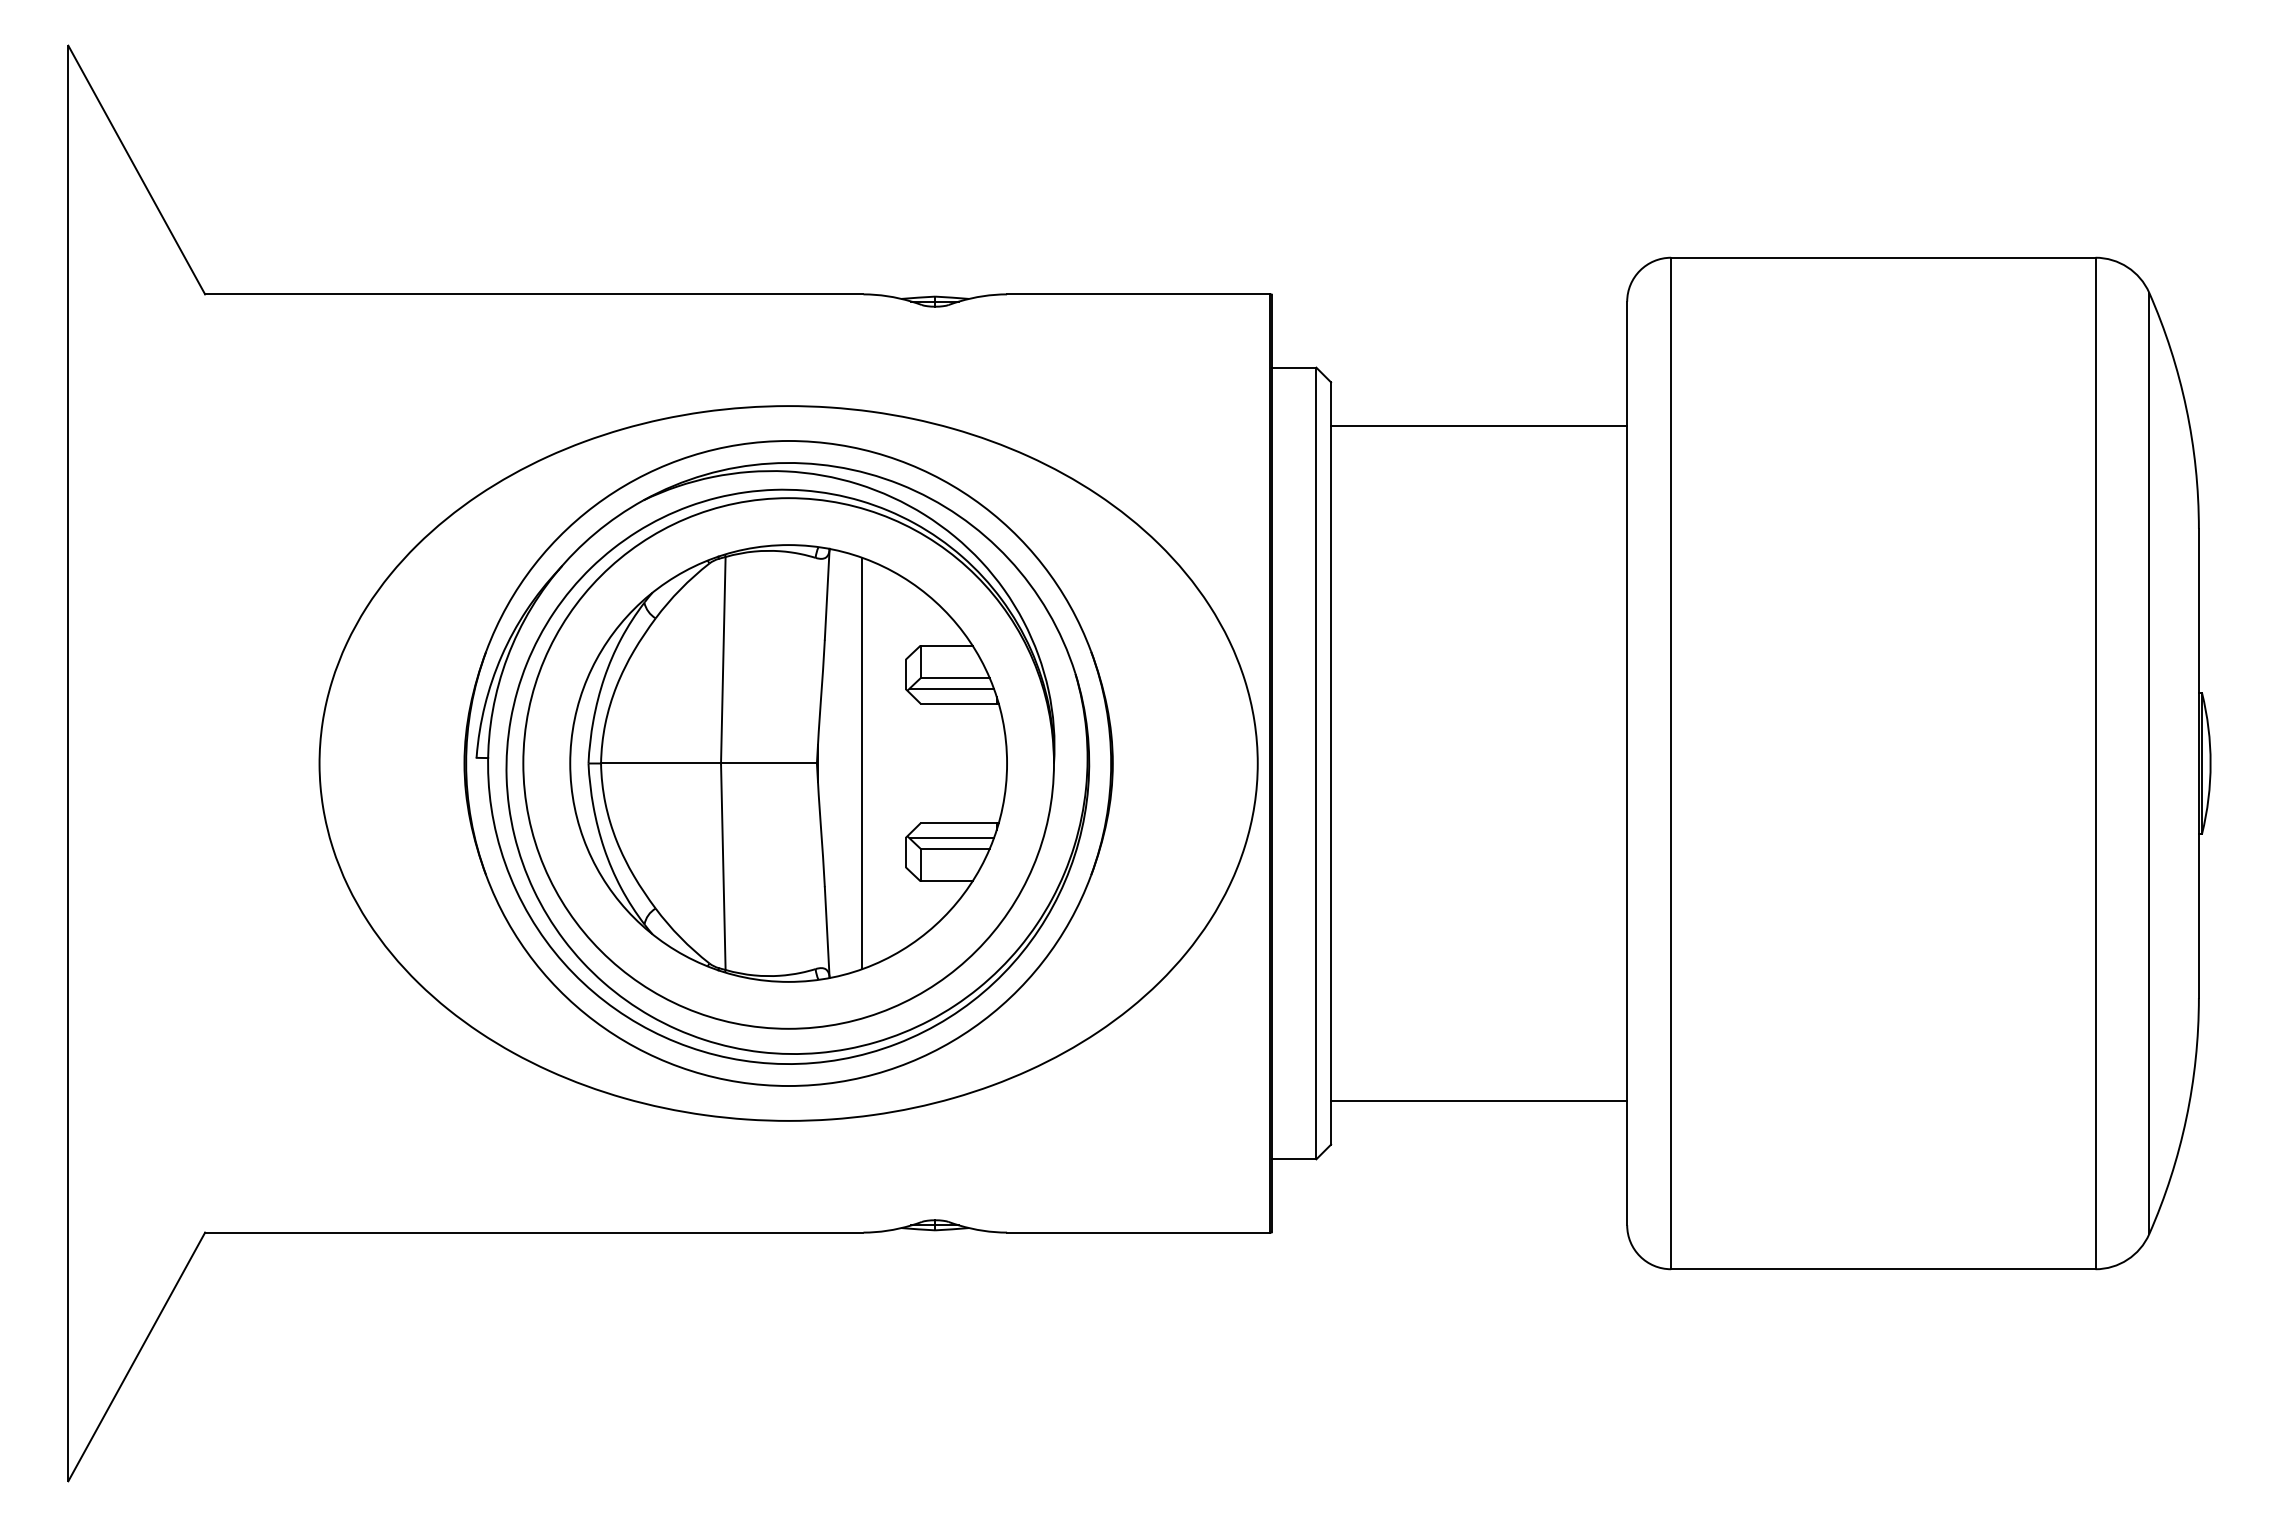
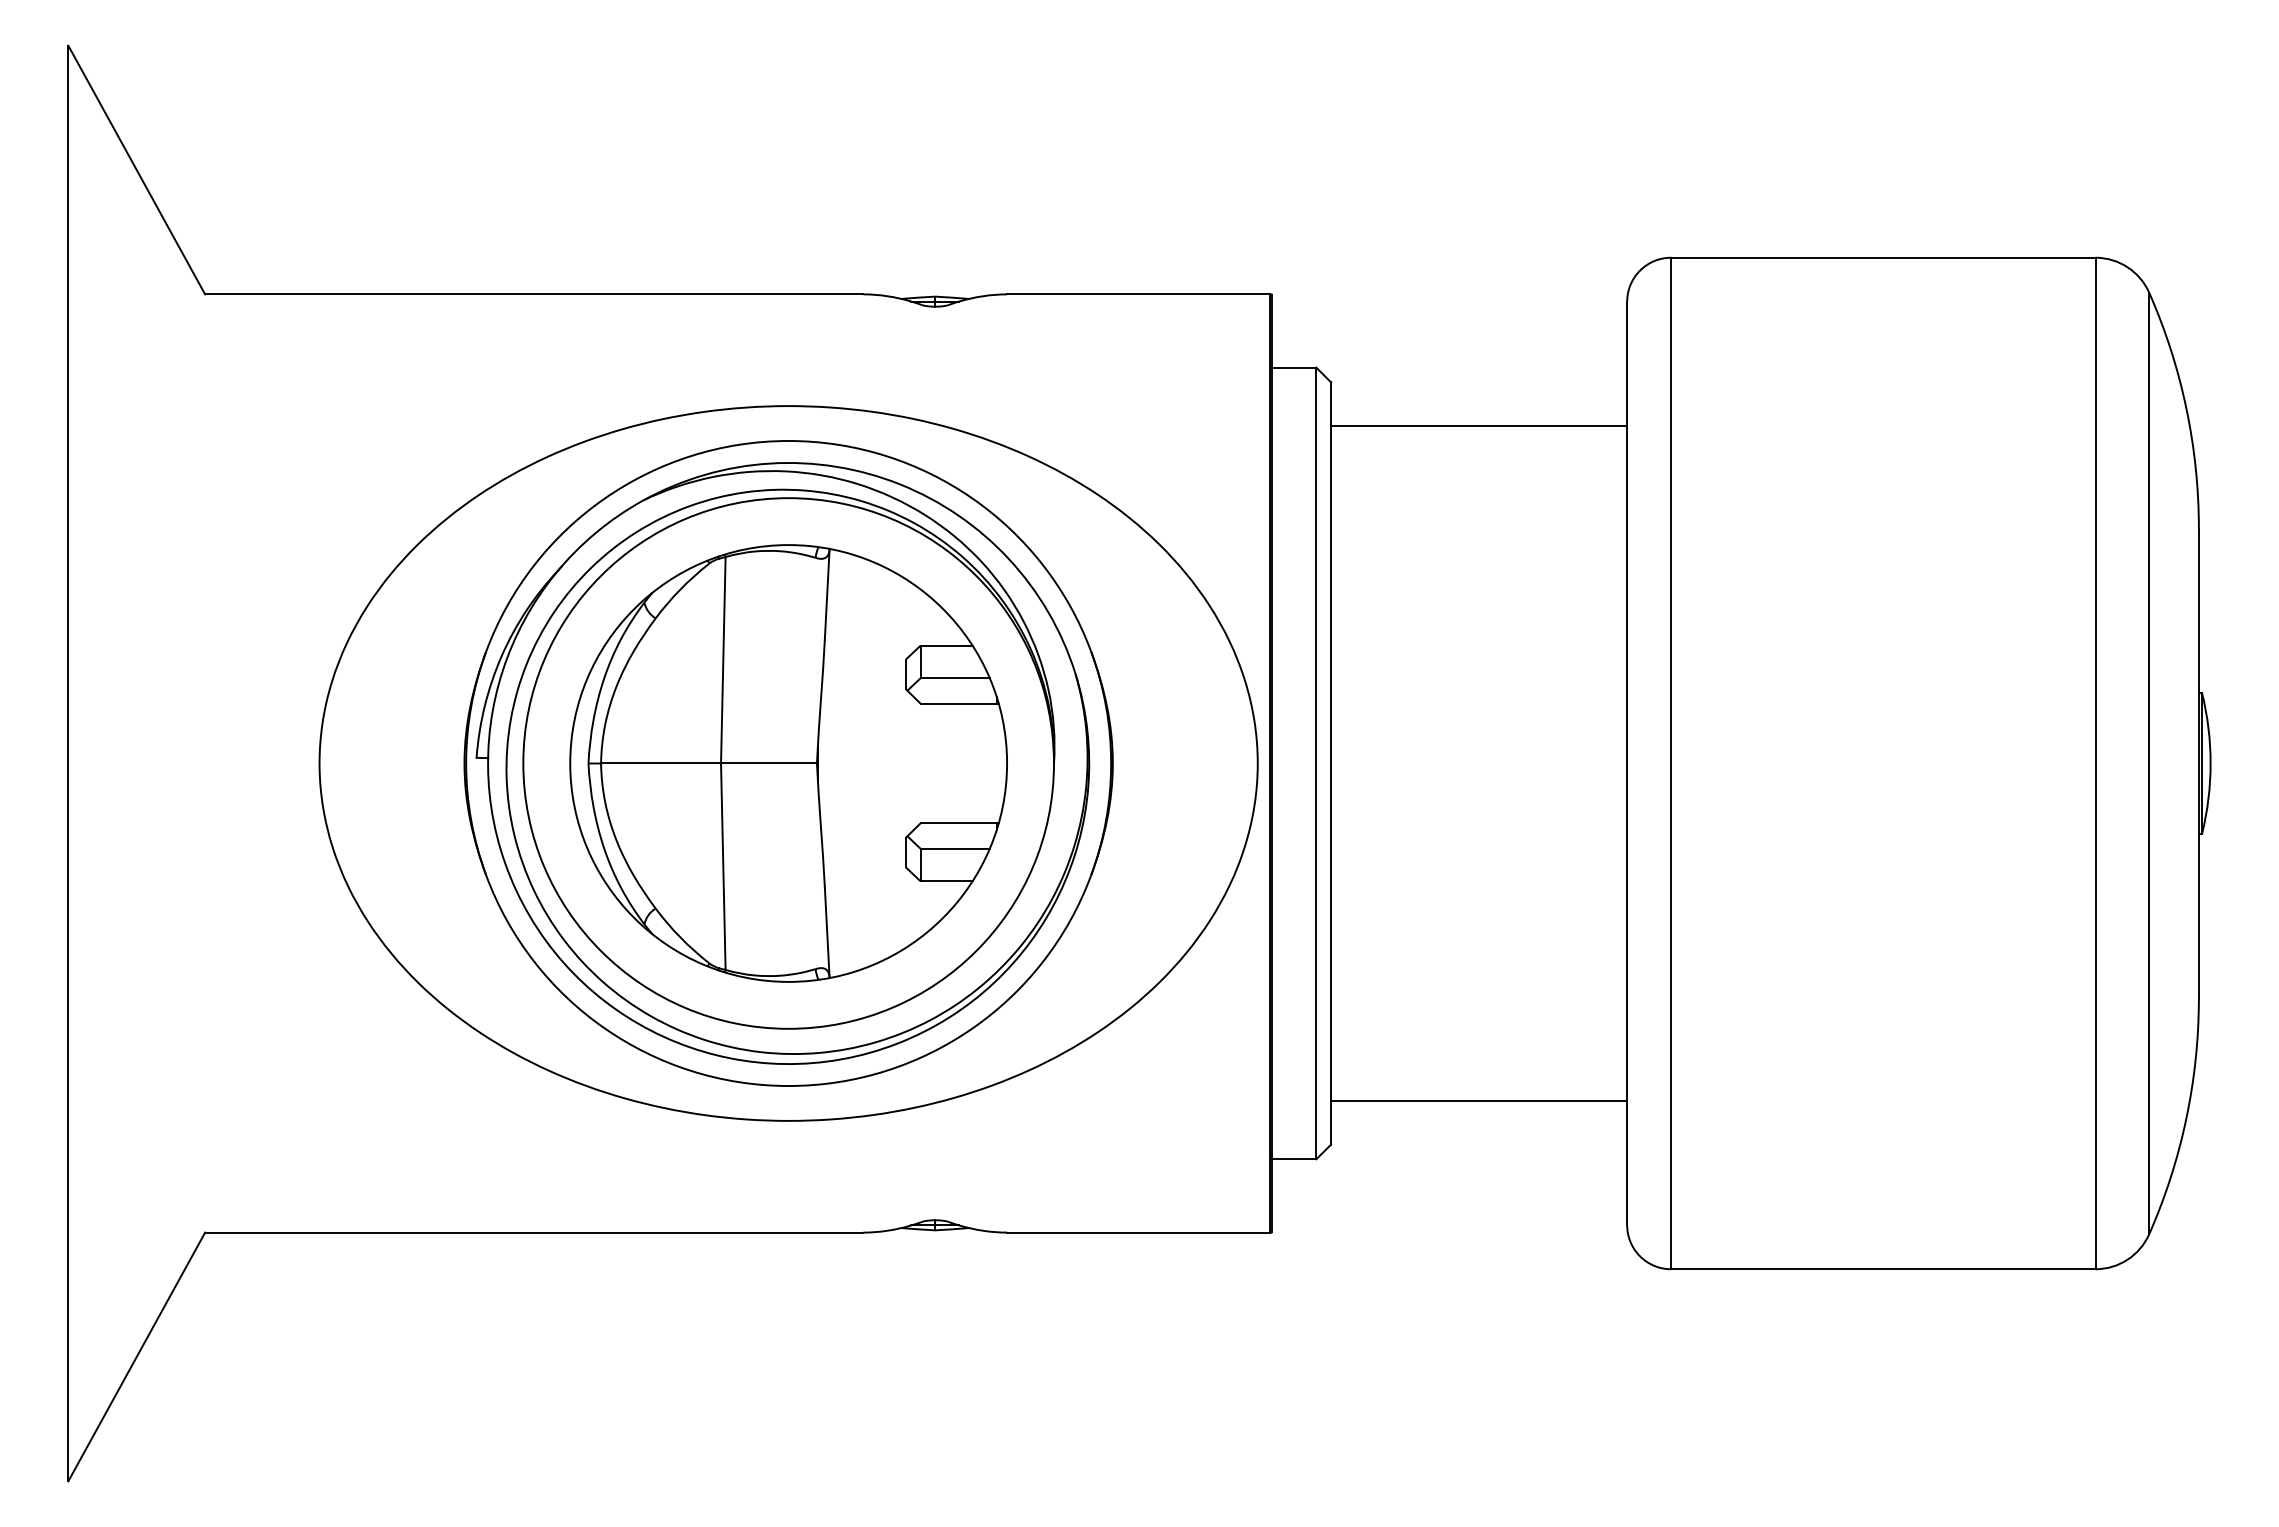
line: present -> none (951, 688)
line: present -> none (861, 763)
line: present -> none (951, 838)
